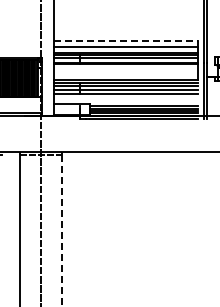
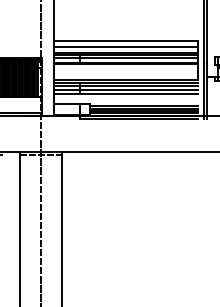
line: dashed -> solid (126, 41)
line: dashed -> solid (62, 231)
